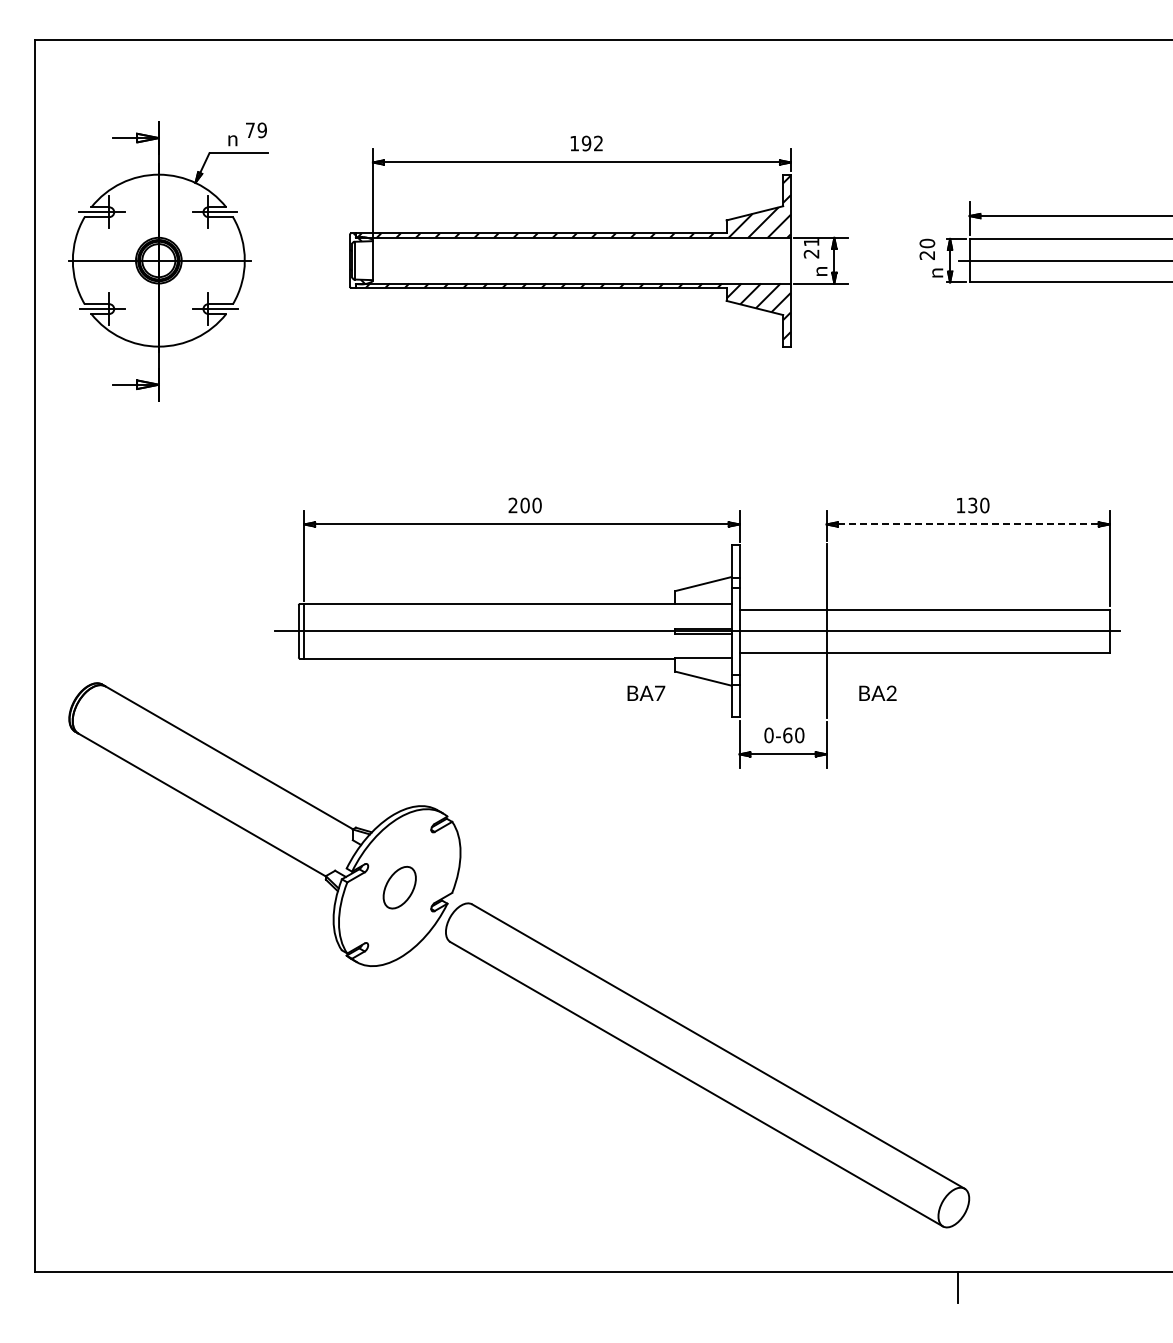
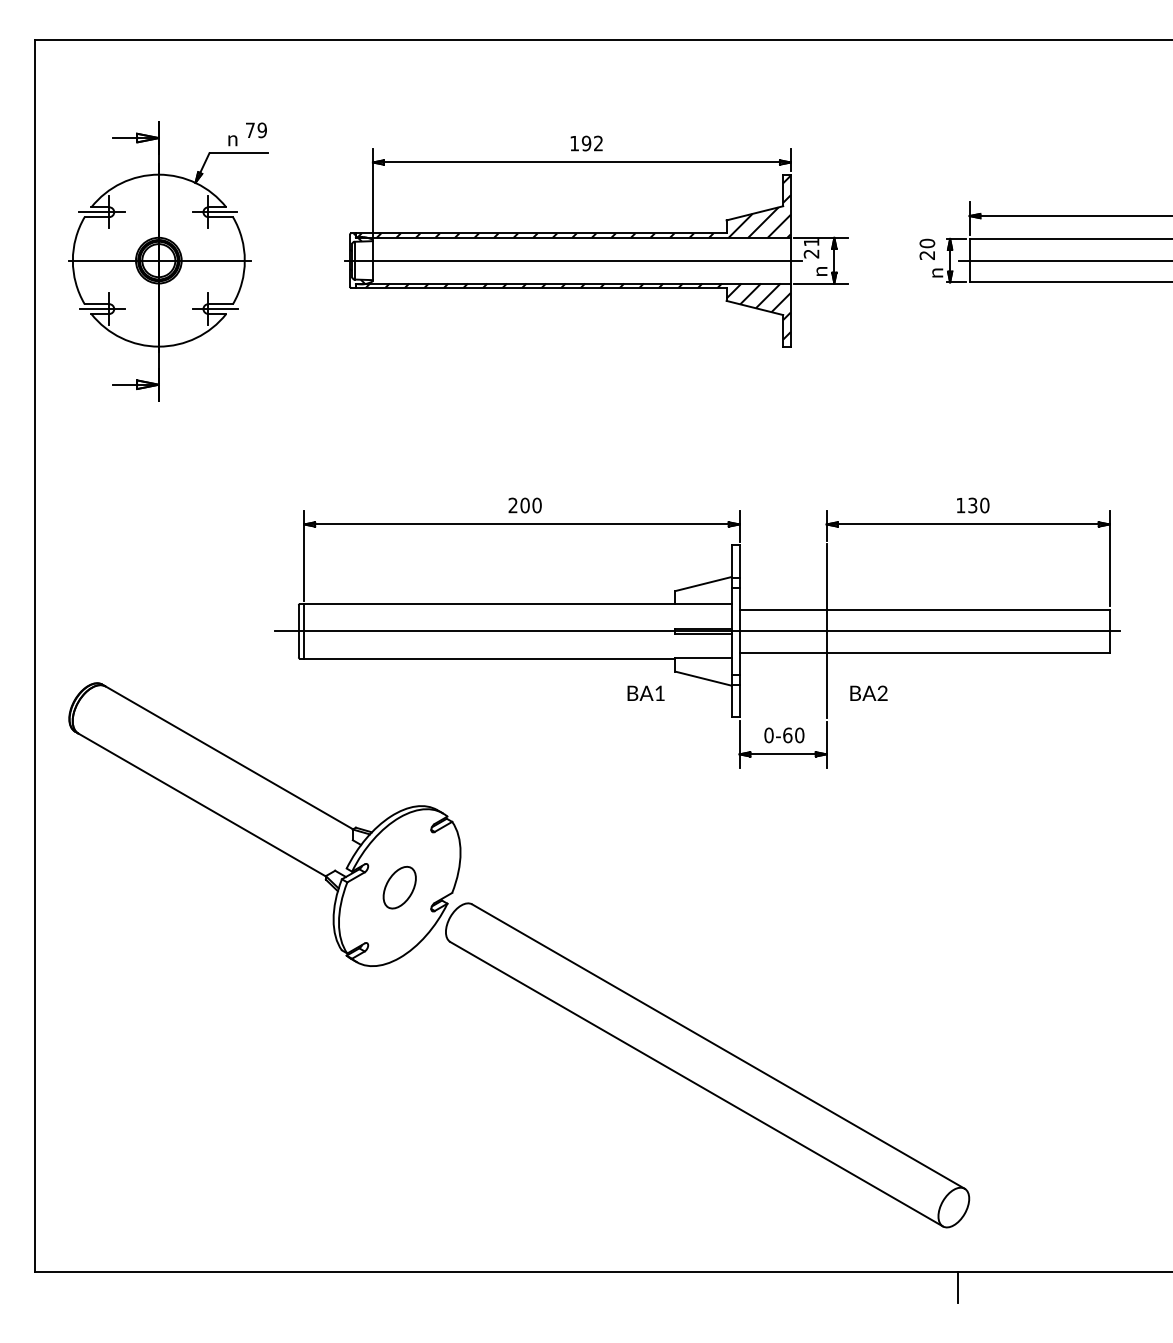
line: none -> present (572, 260)
line: dashed -> solid (968, 524)
text: BA7 -> BA1 (660, 692)
text position: (877, 692) -> (868, 692) (868, 692)
